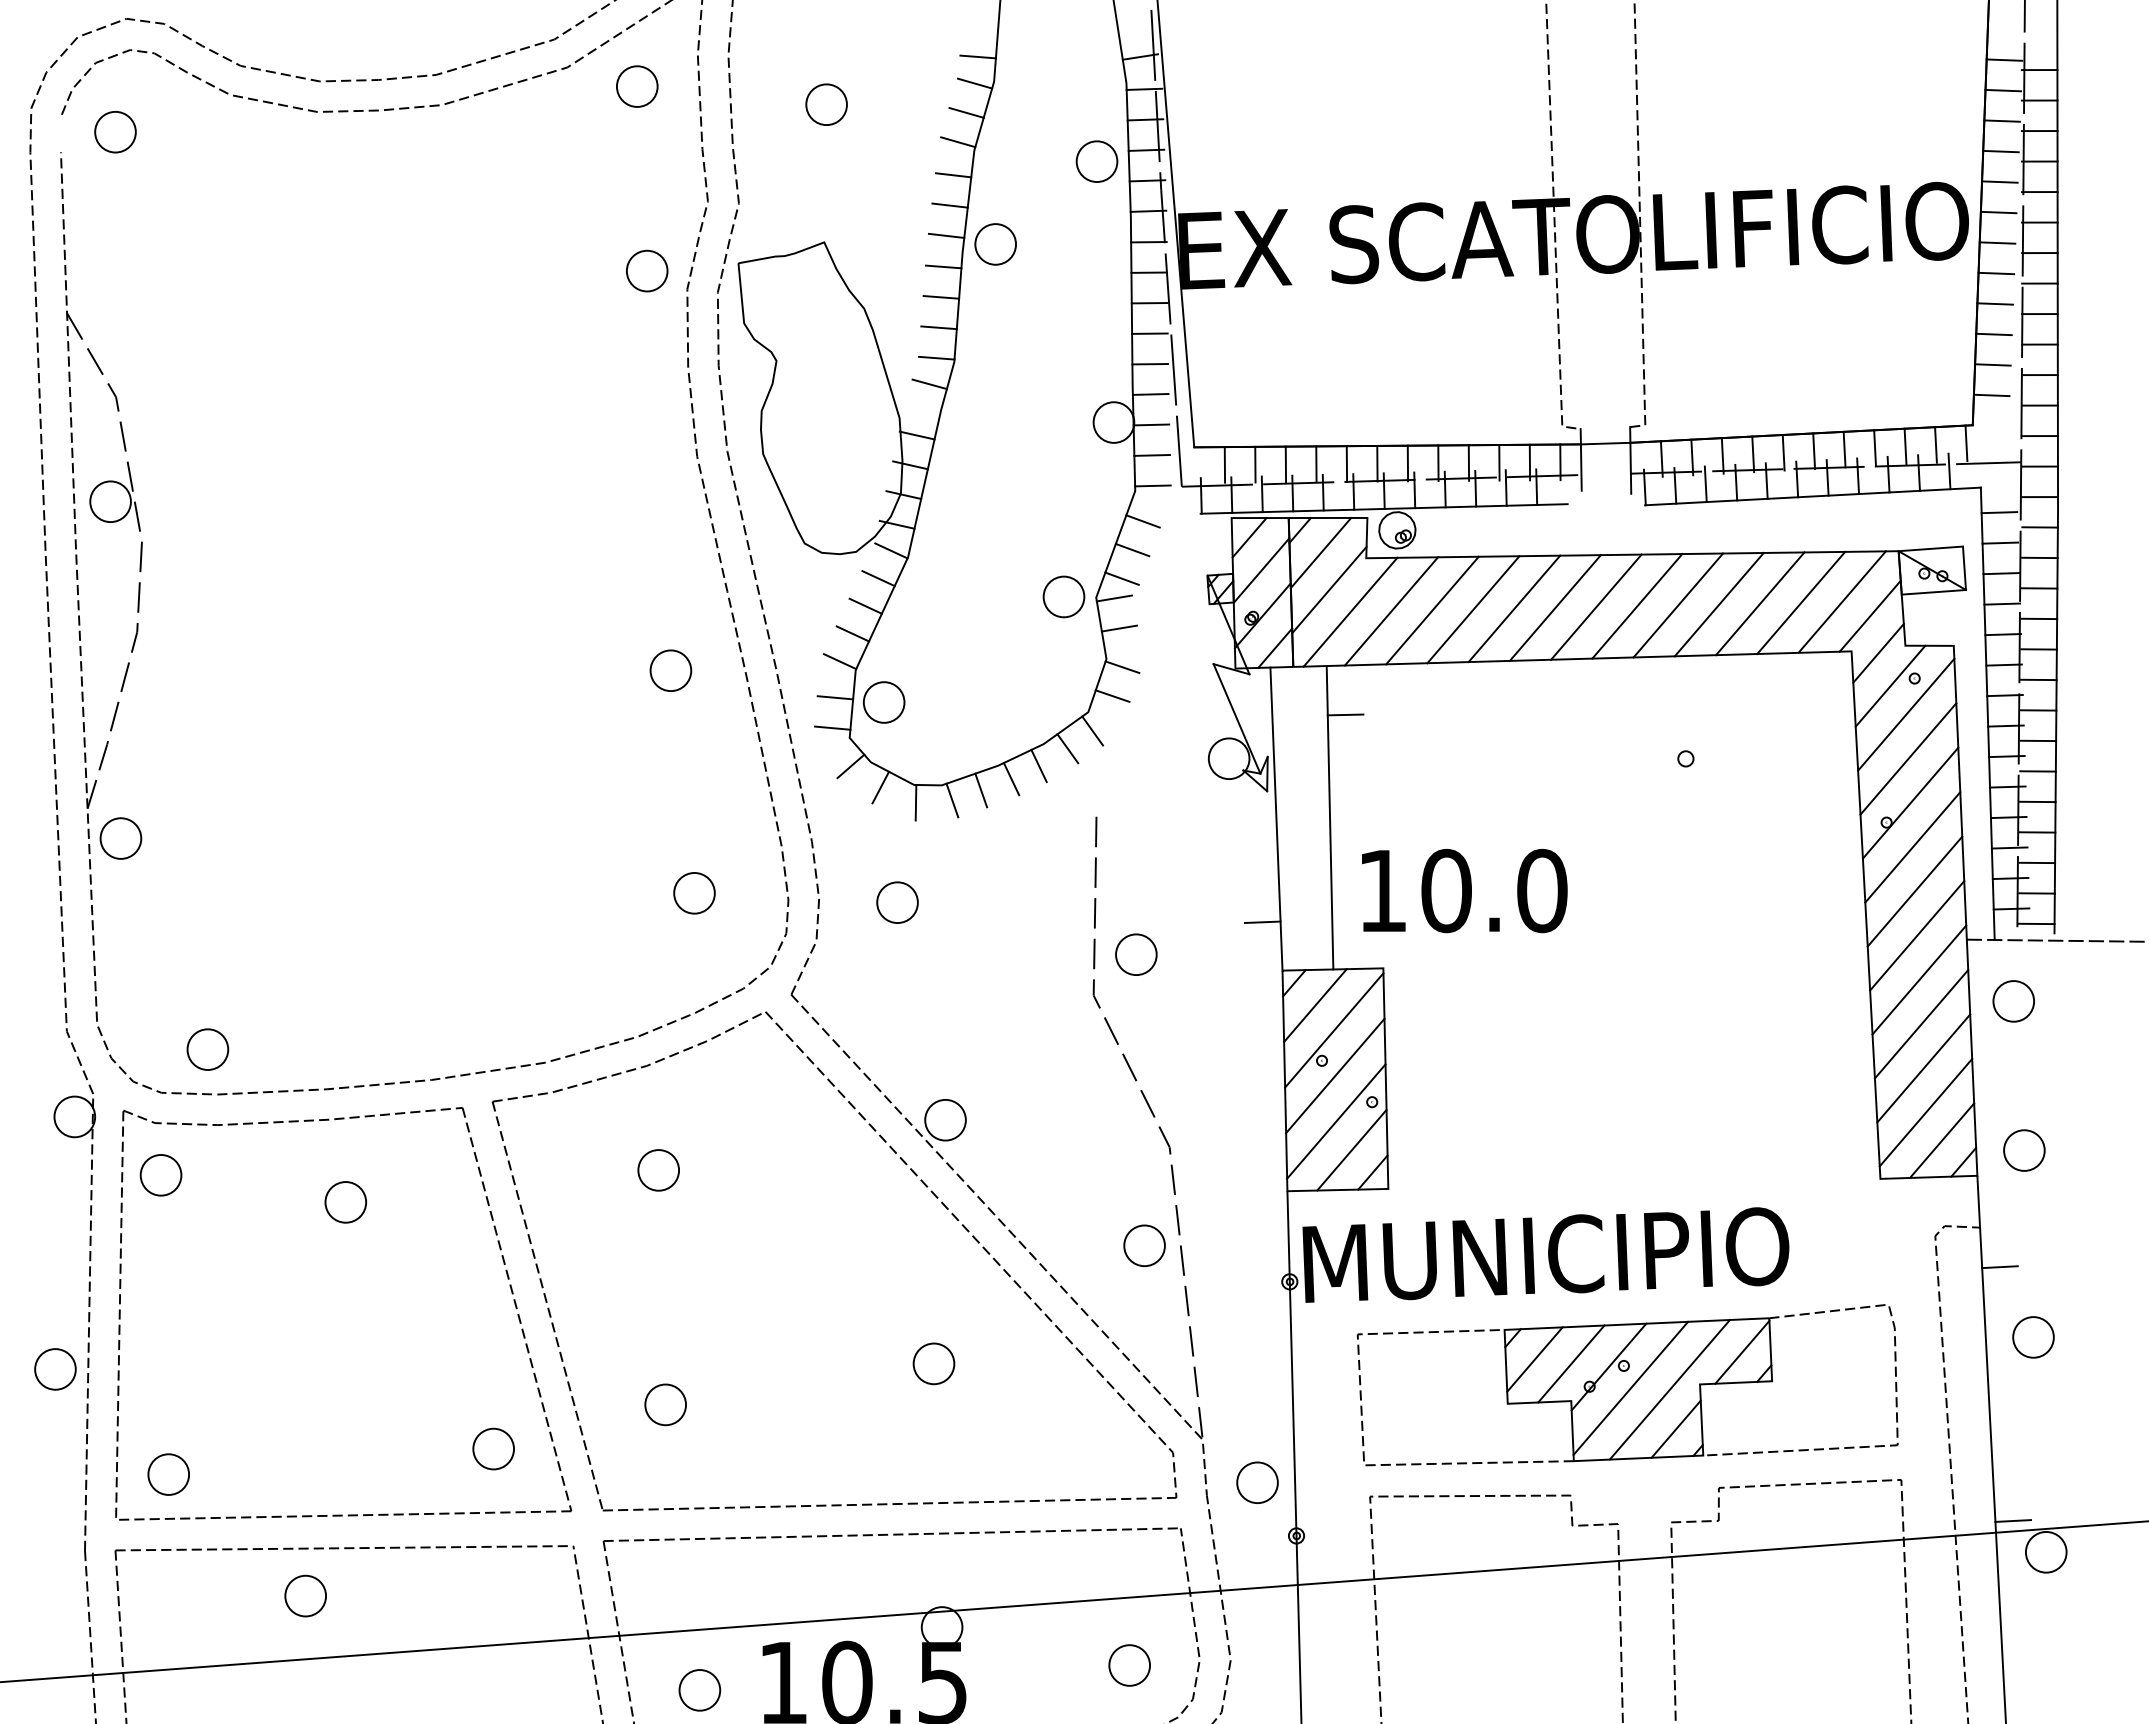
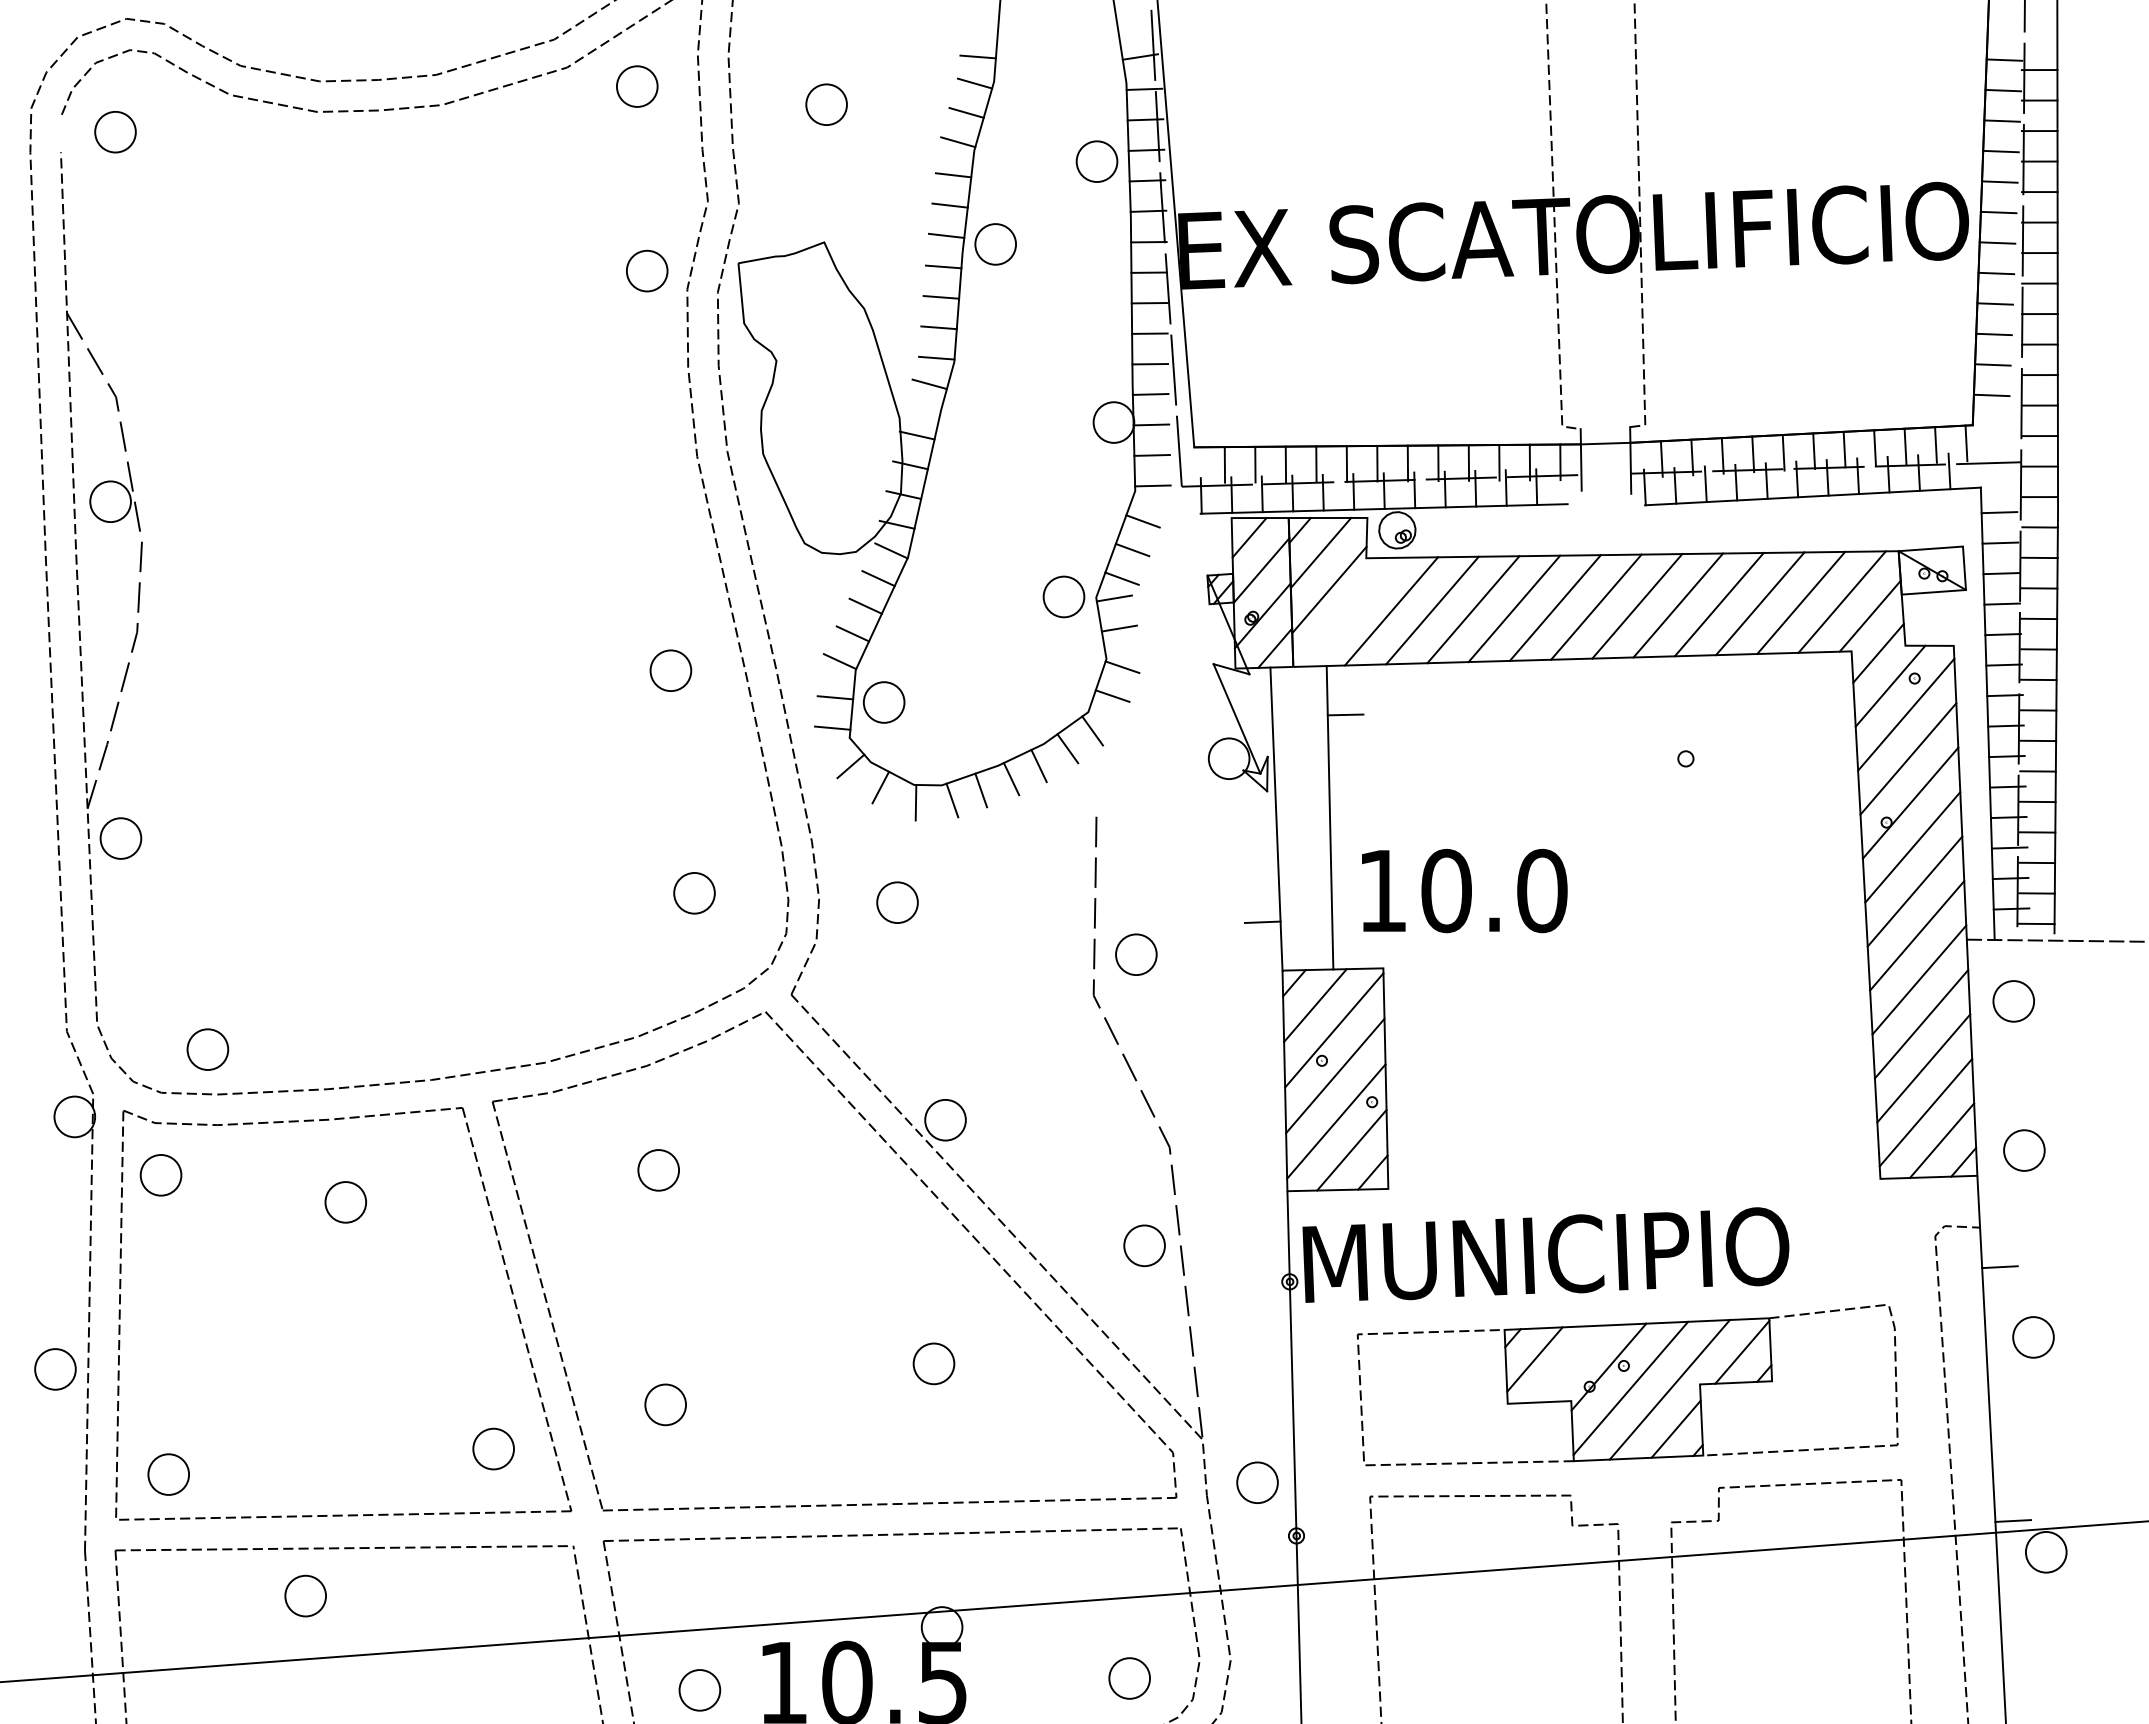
line: present -> none (1350, 611)
line: present -> none (1571, 1363)
part position: (1129, 1665) -> (1129, 1678) (1129, 1678)
